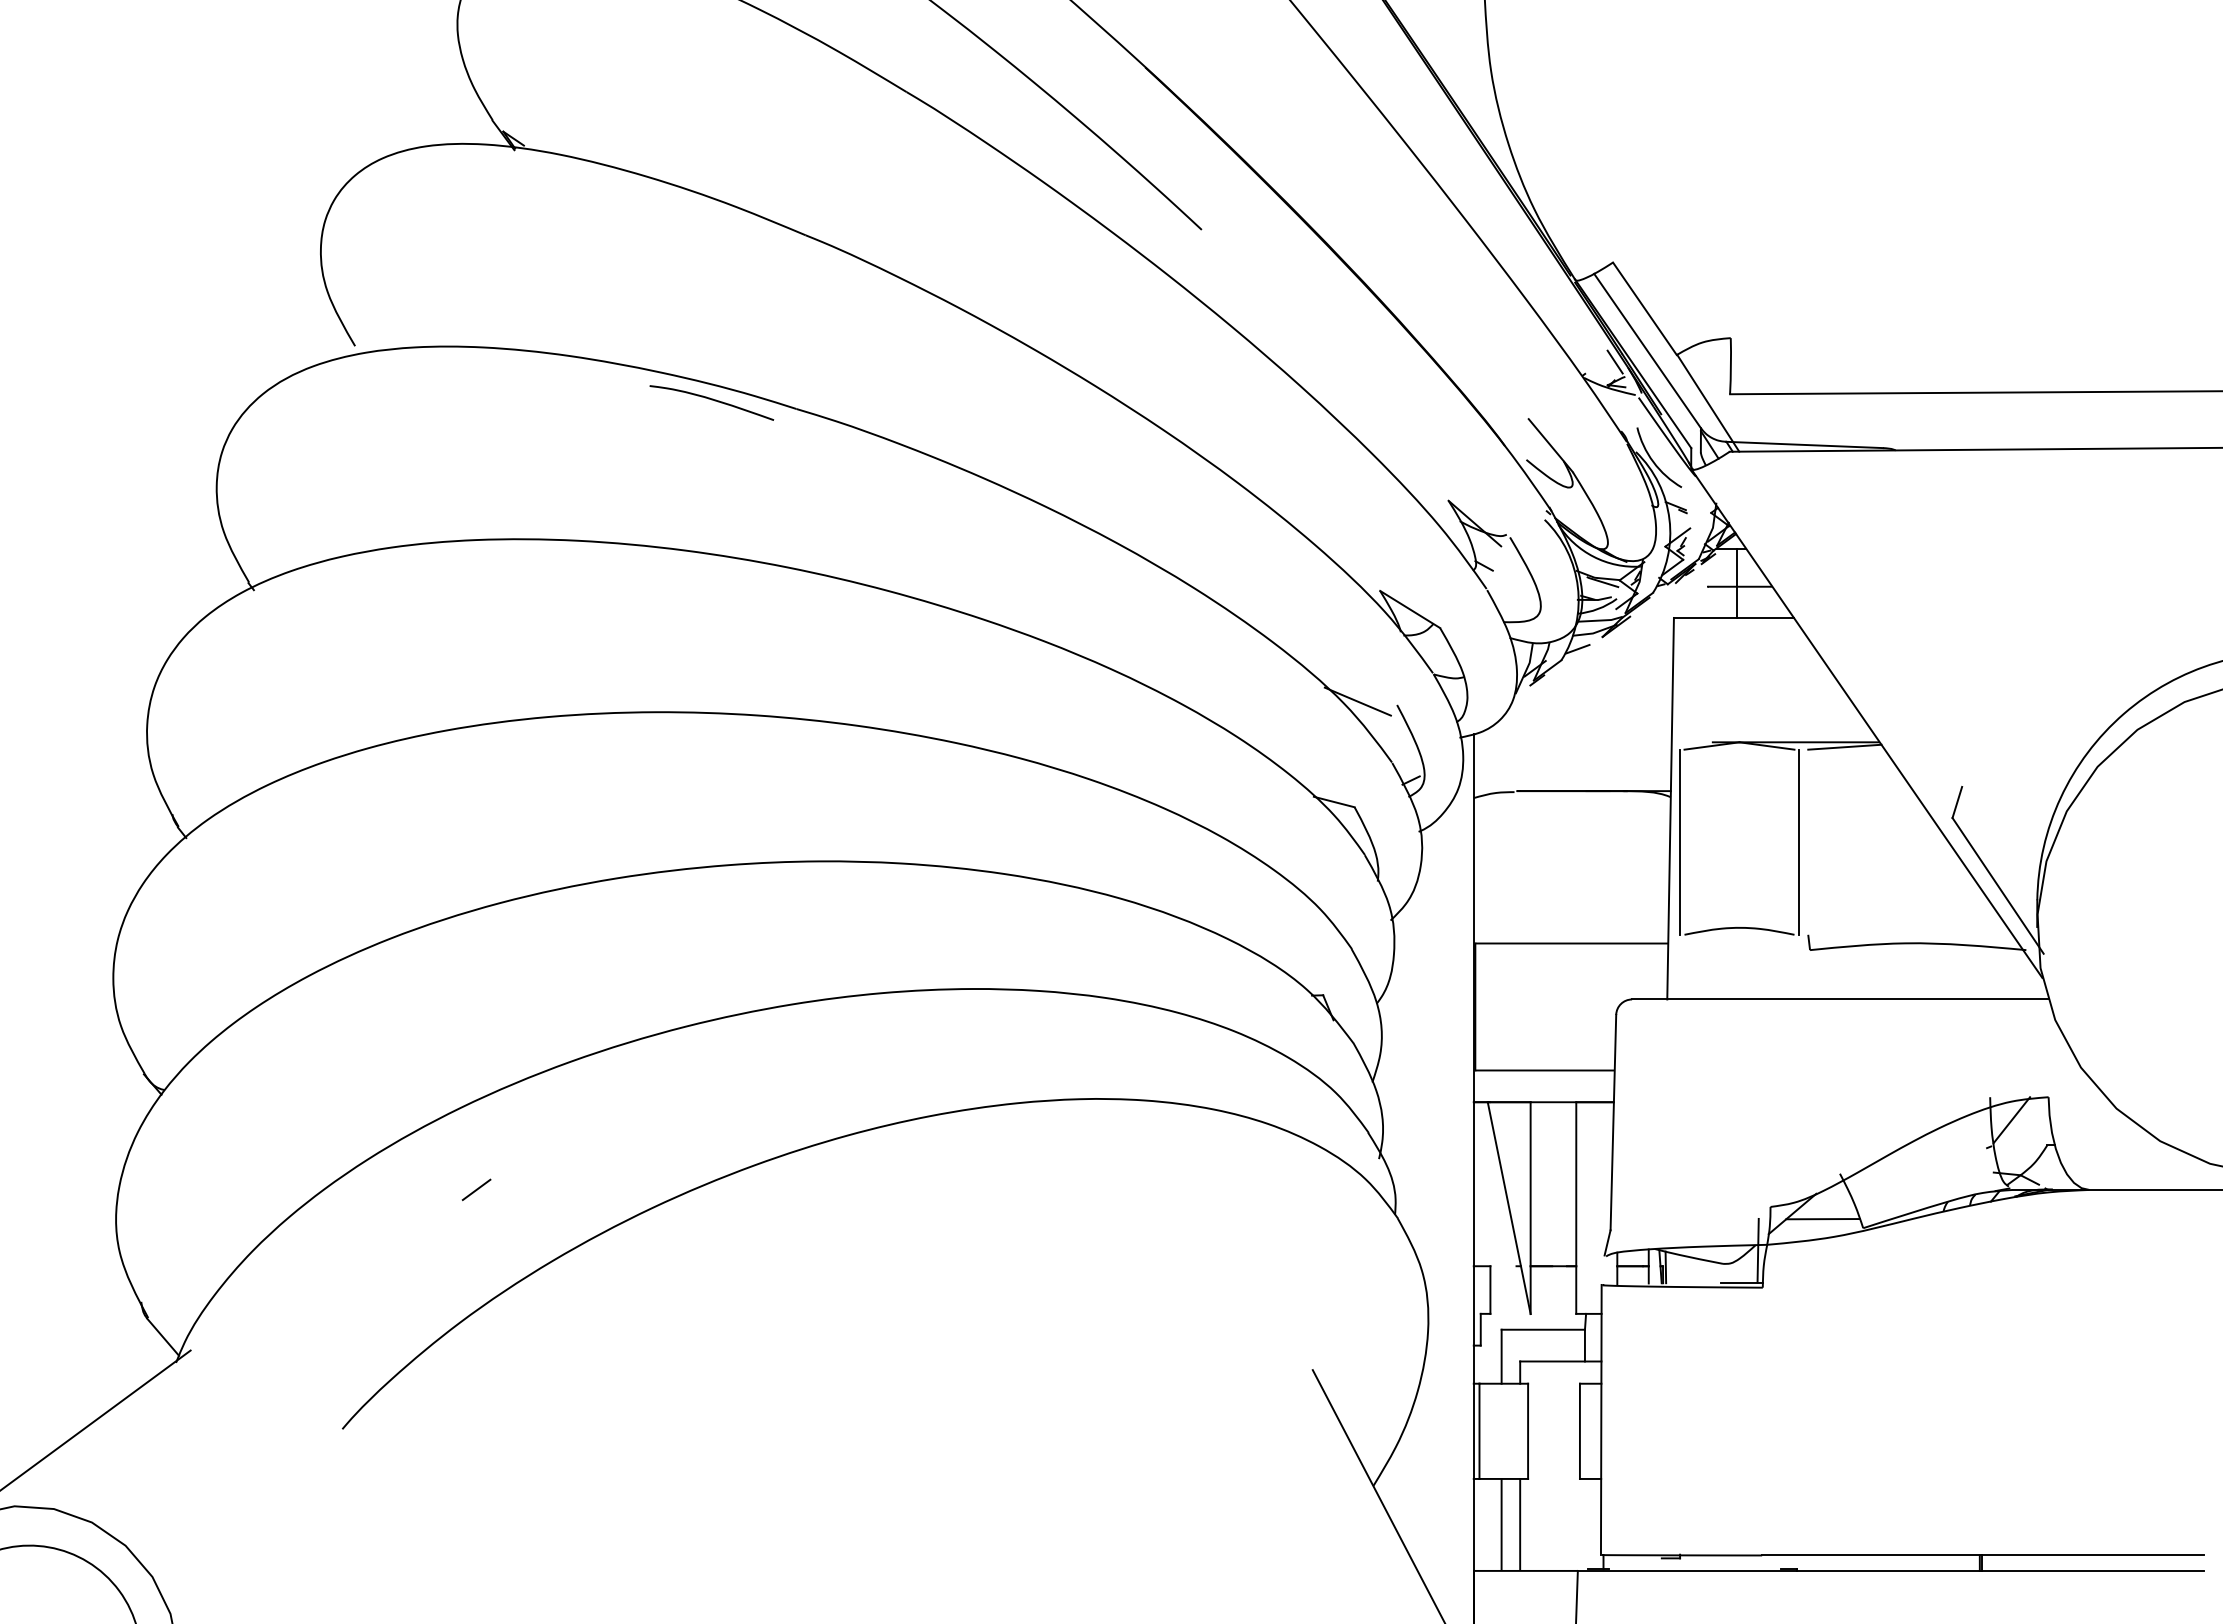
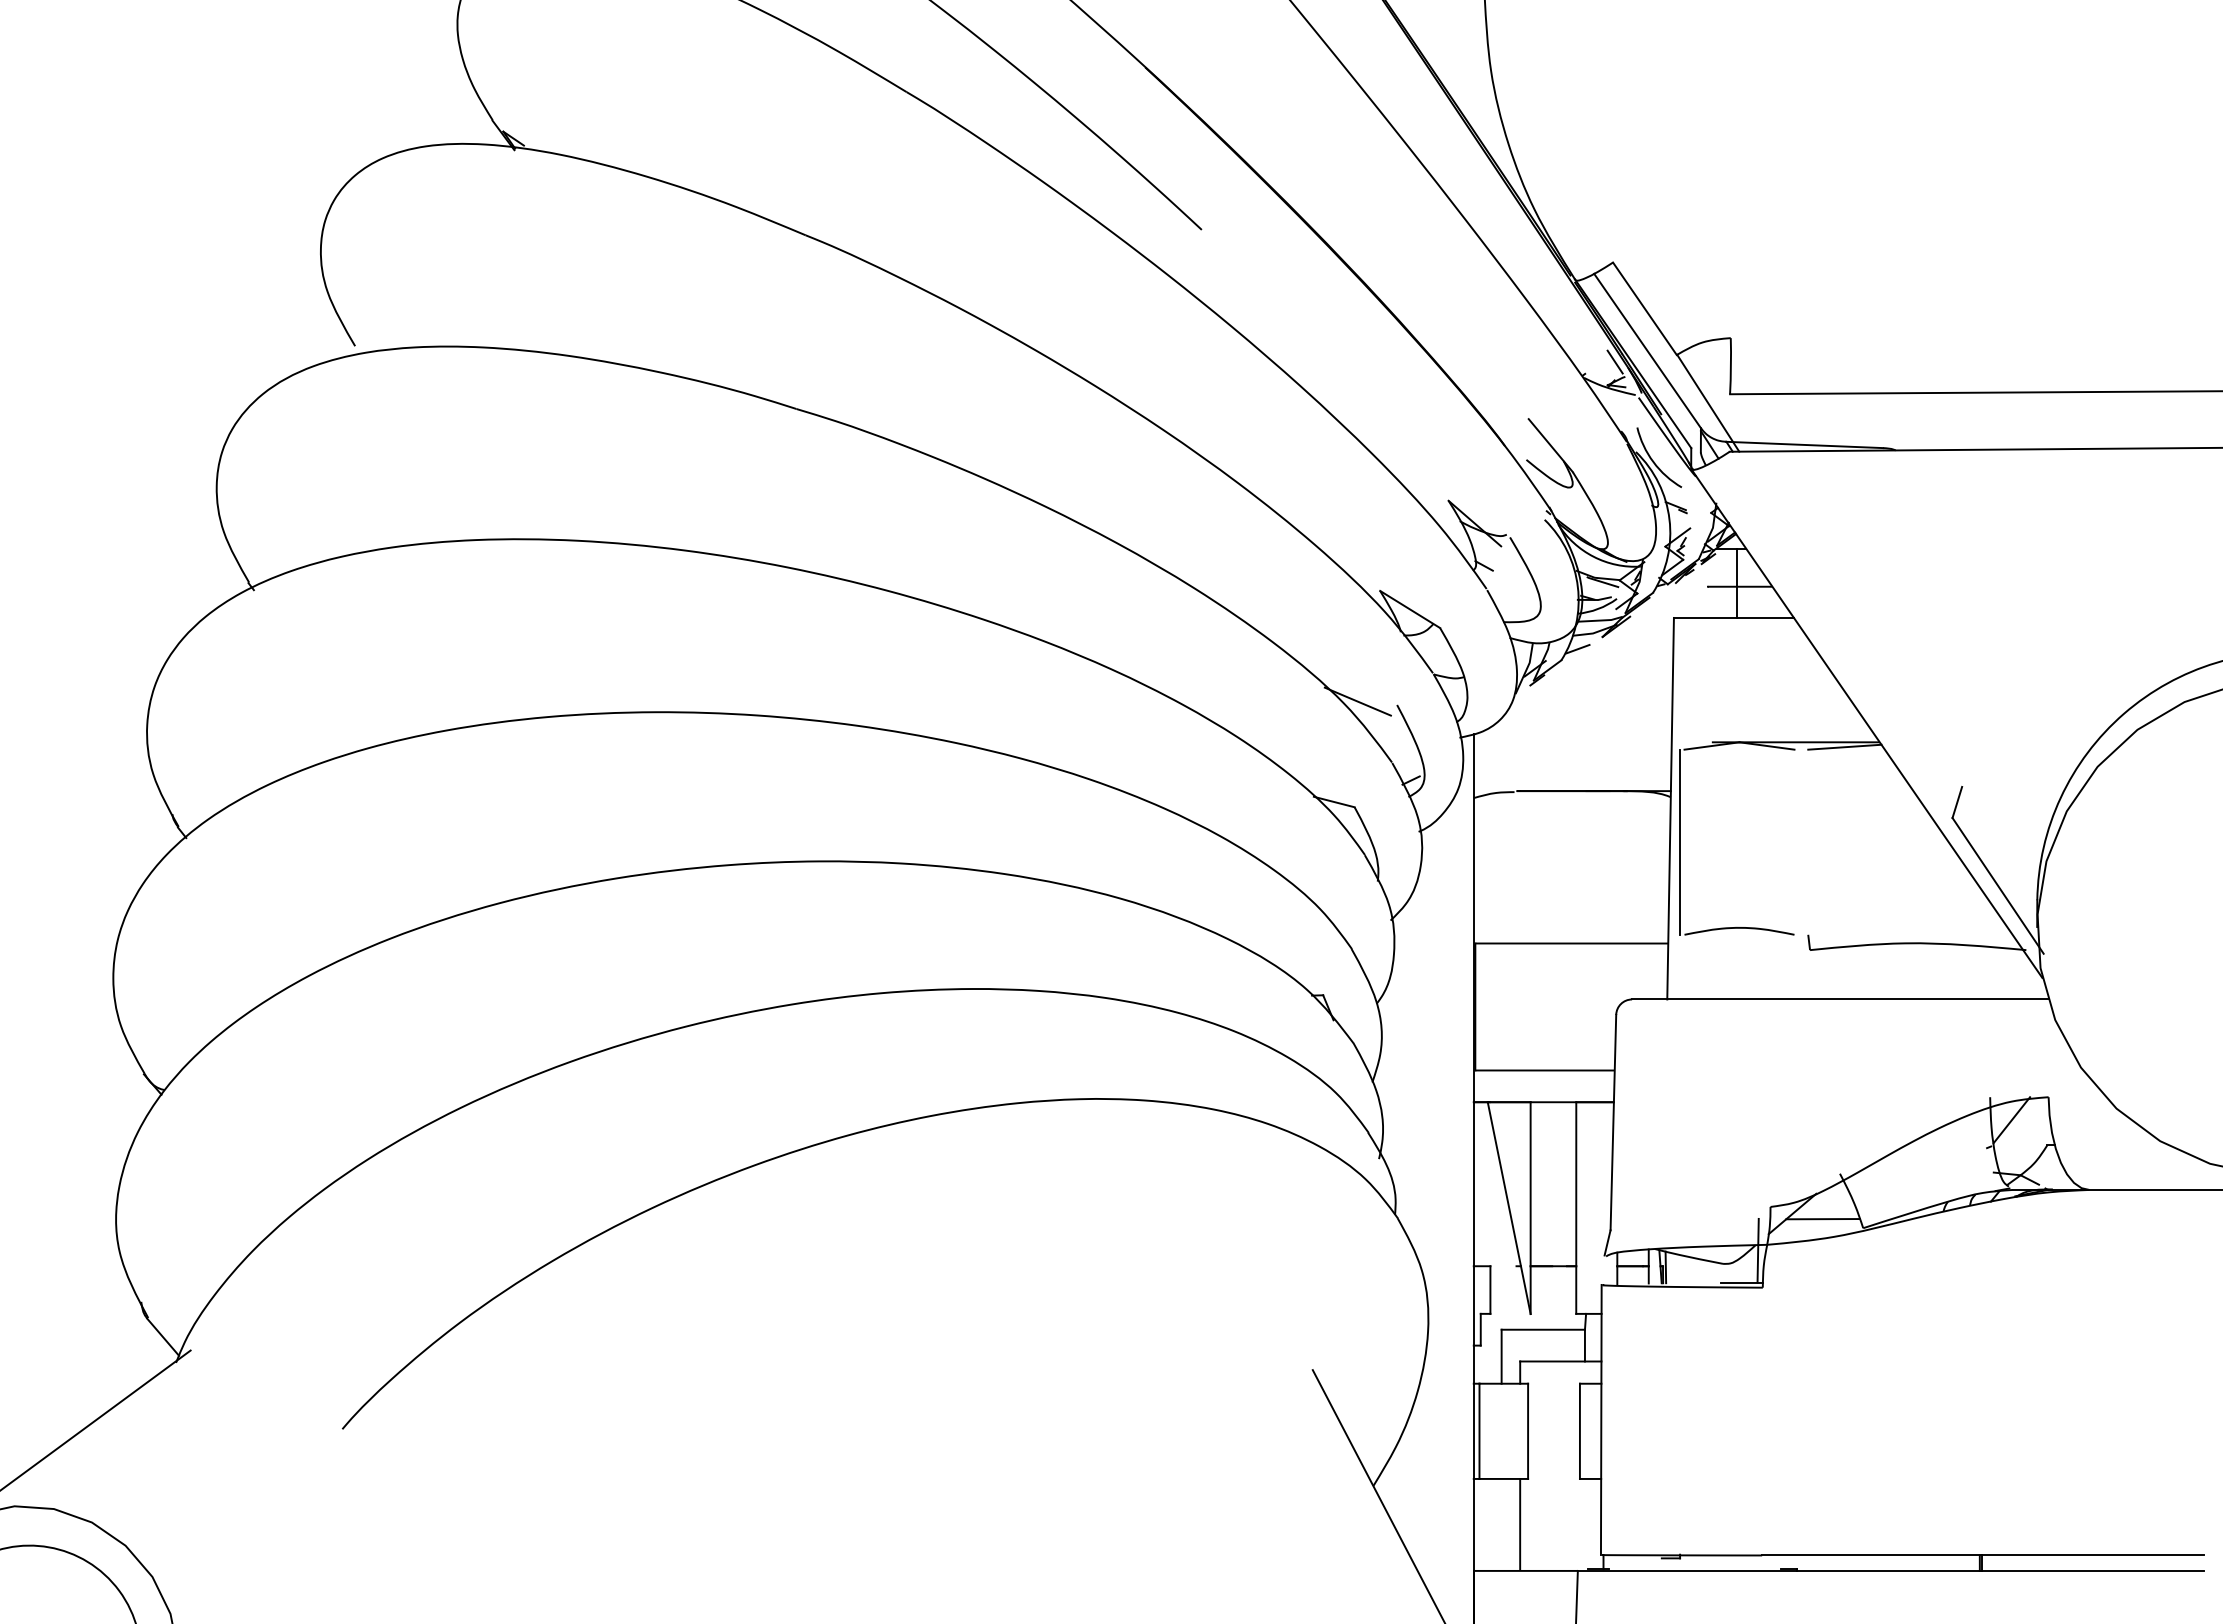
curve: present -> none (711, 400)
line: present -> none (1799, 841)
line: present -> none (476, 1189)
line: present -> none (1501, 1523)
